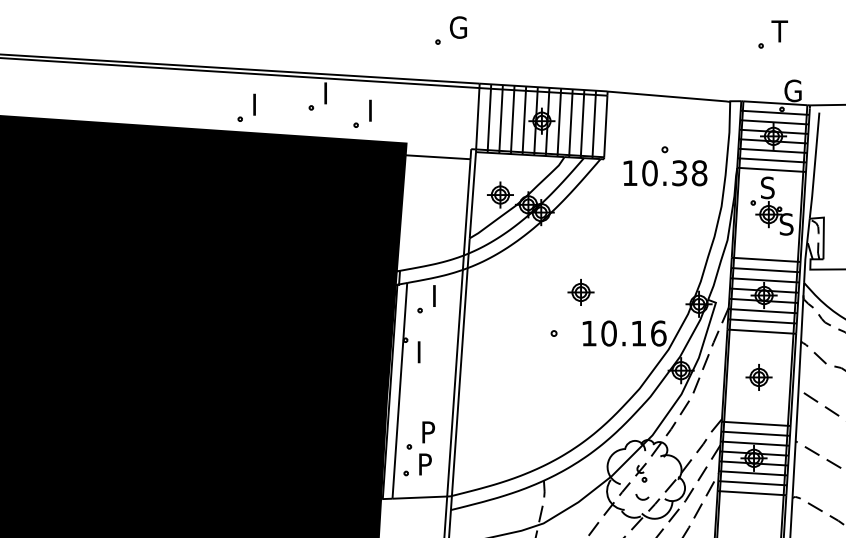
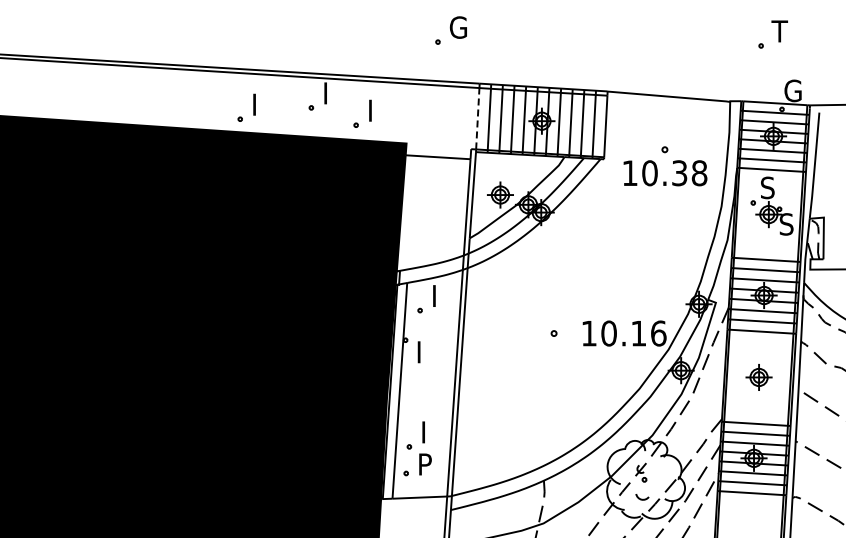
line: solid -> dashed (477, 118)
part: present -> none (580, 292)
text: P -> I (429, 427)
